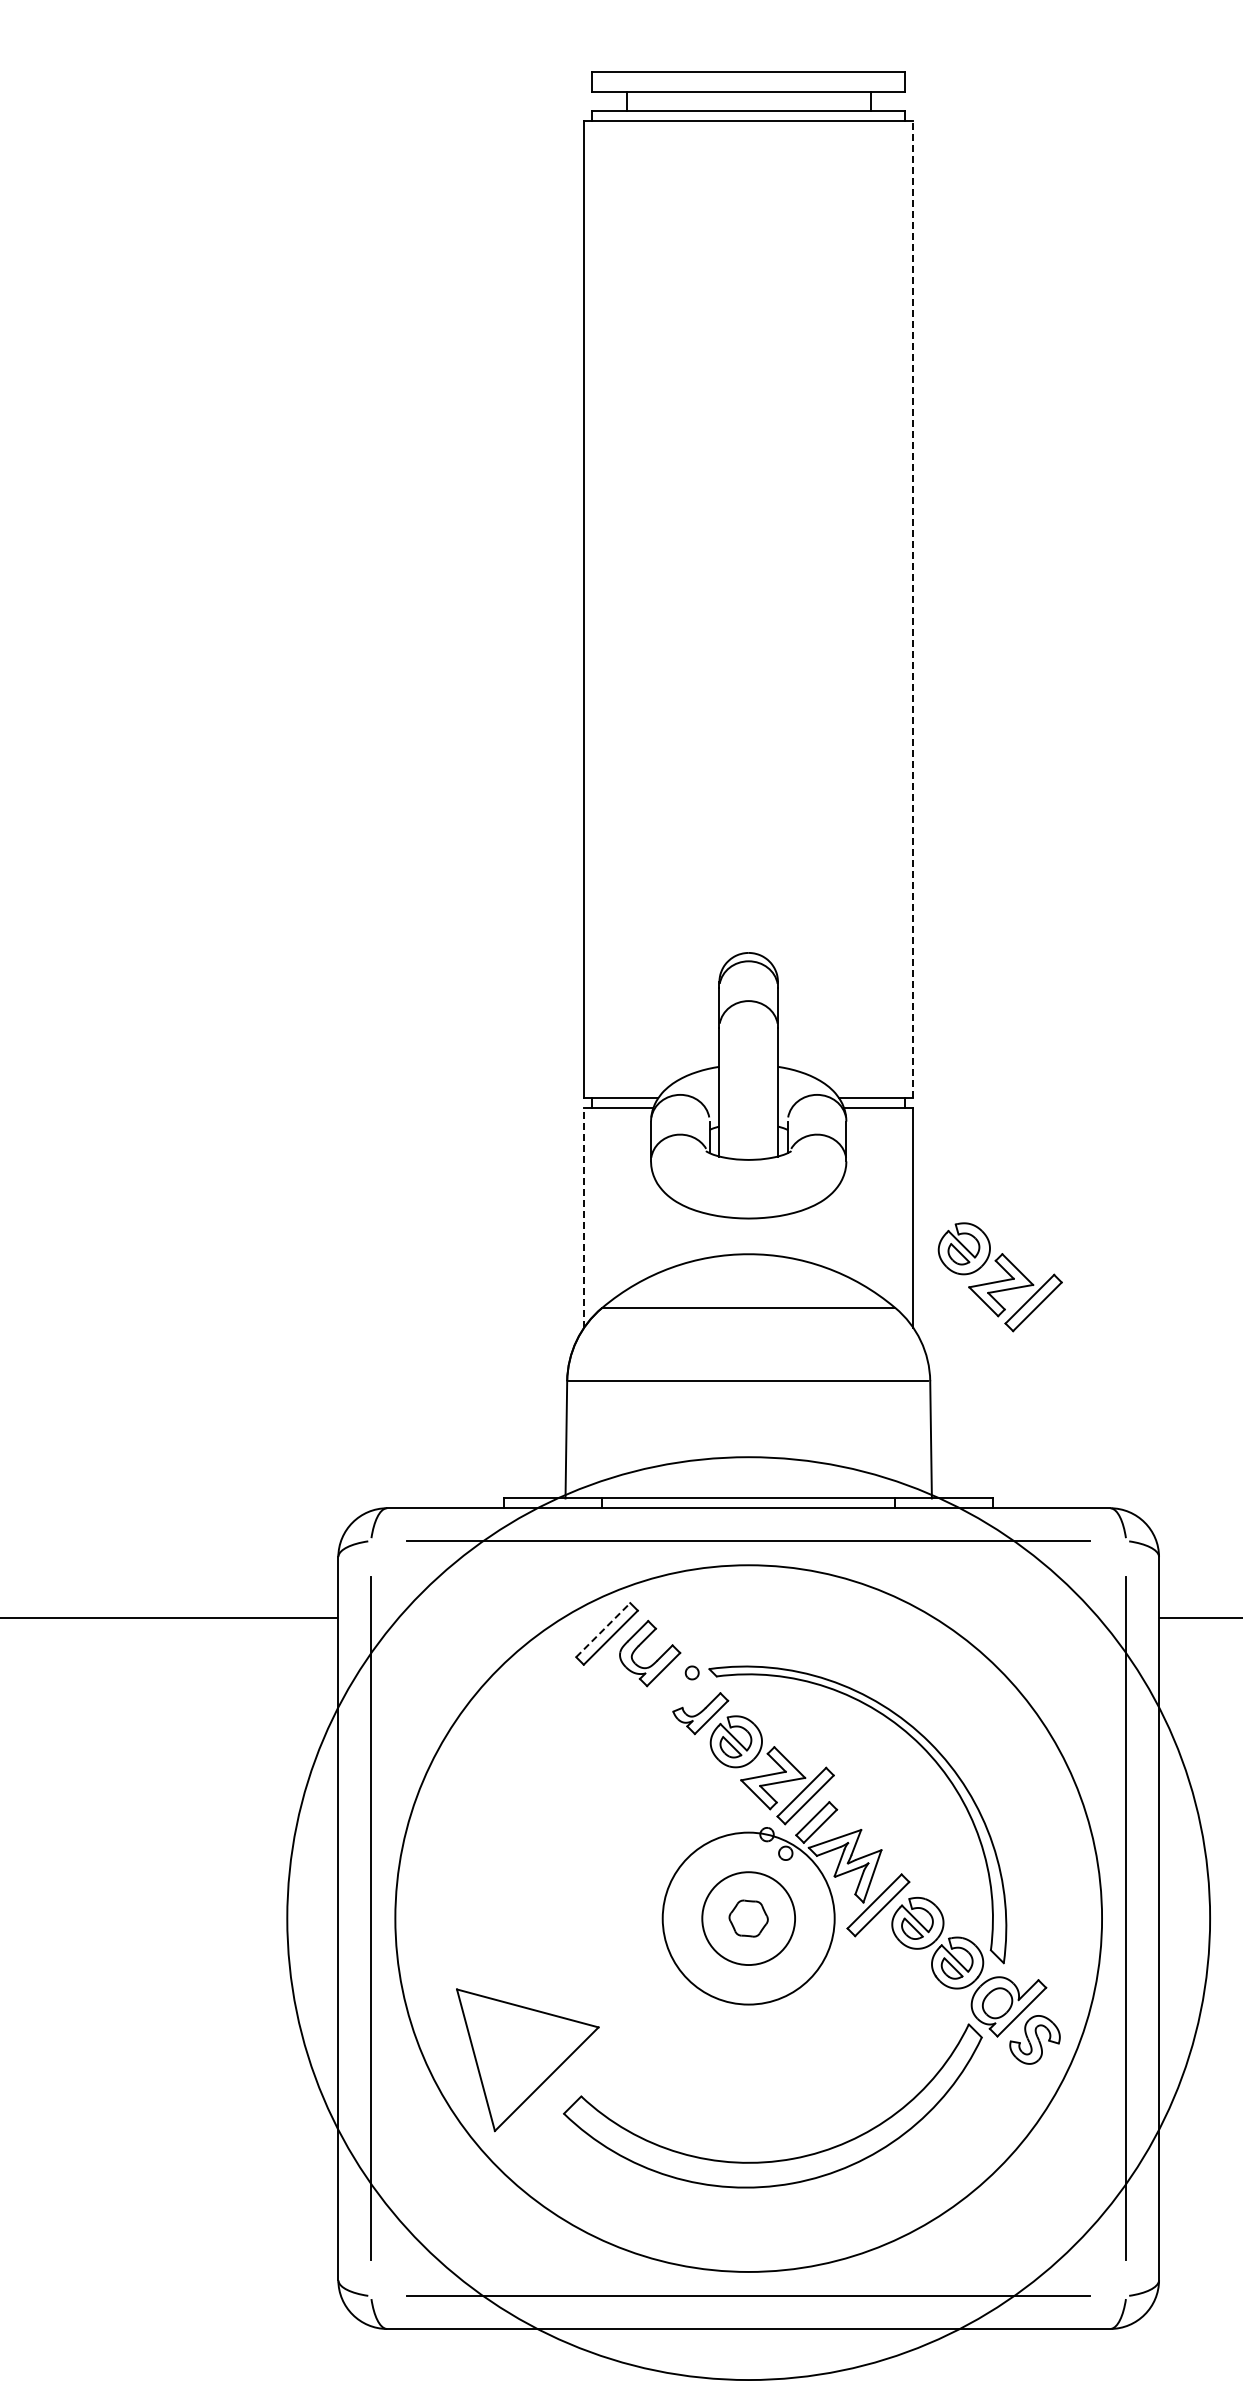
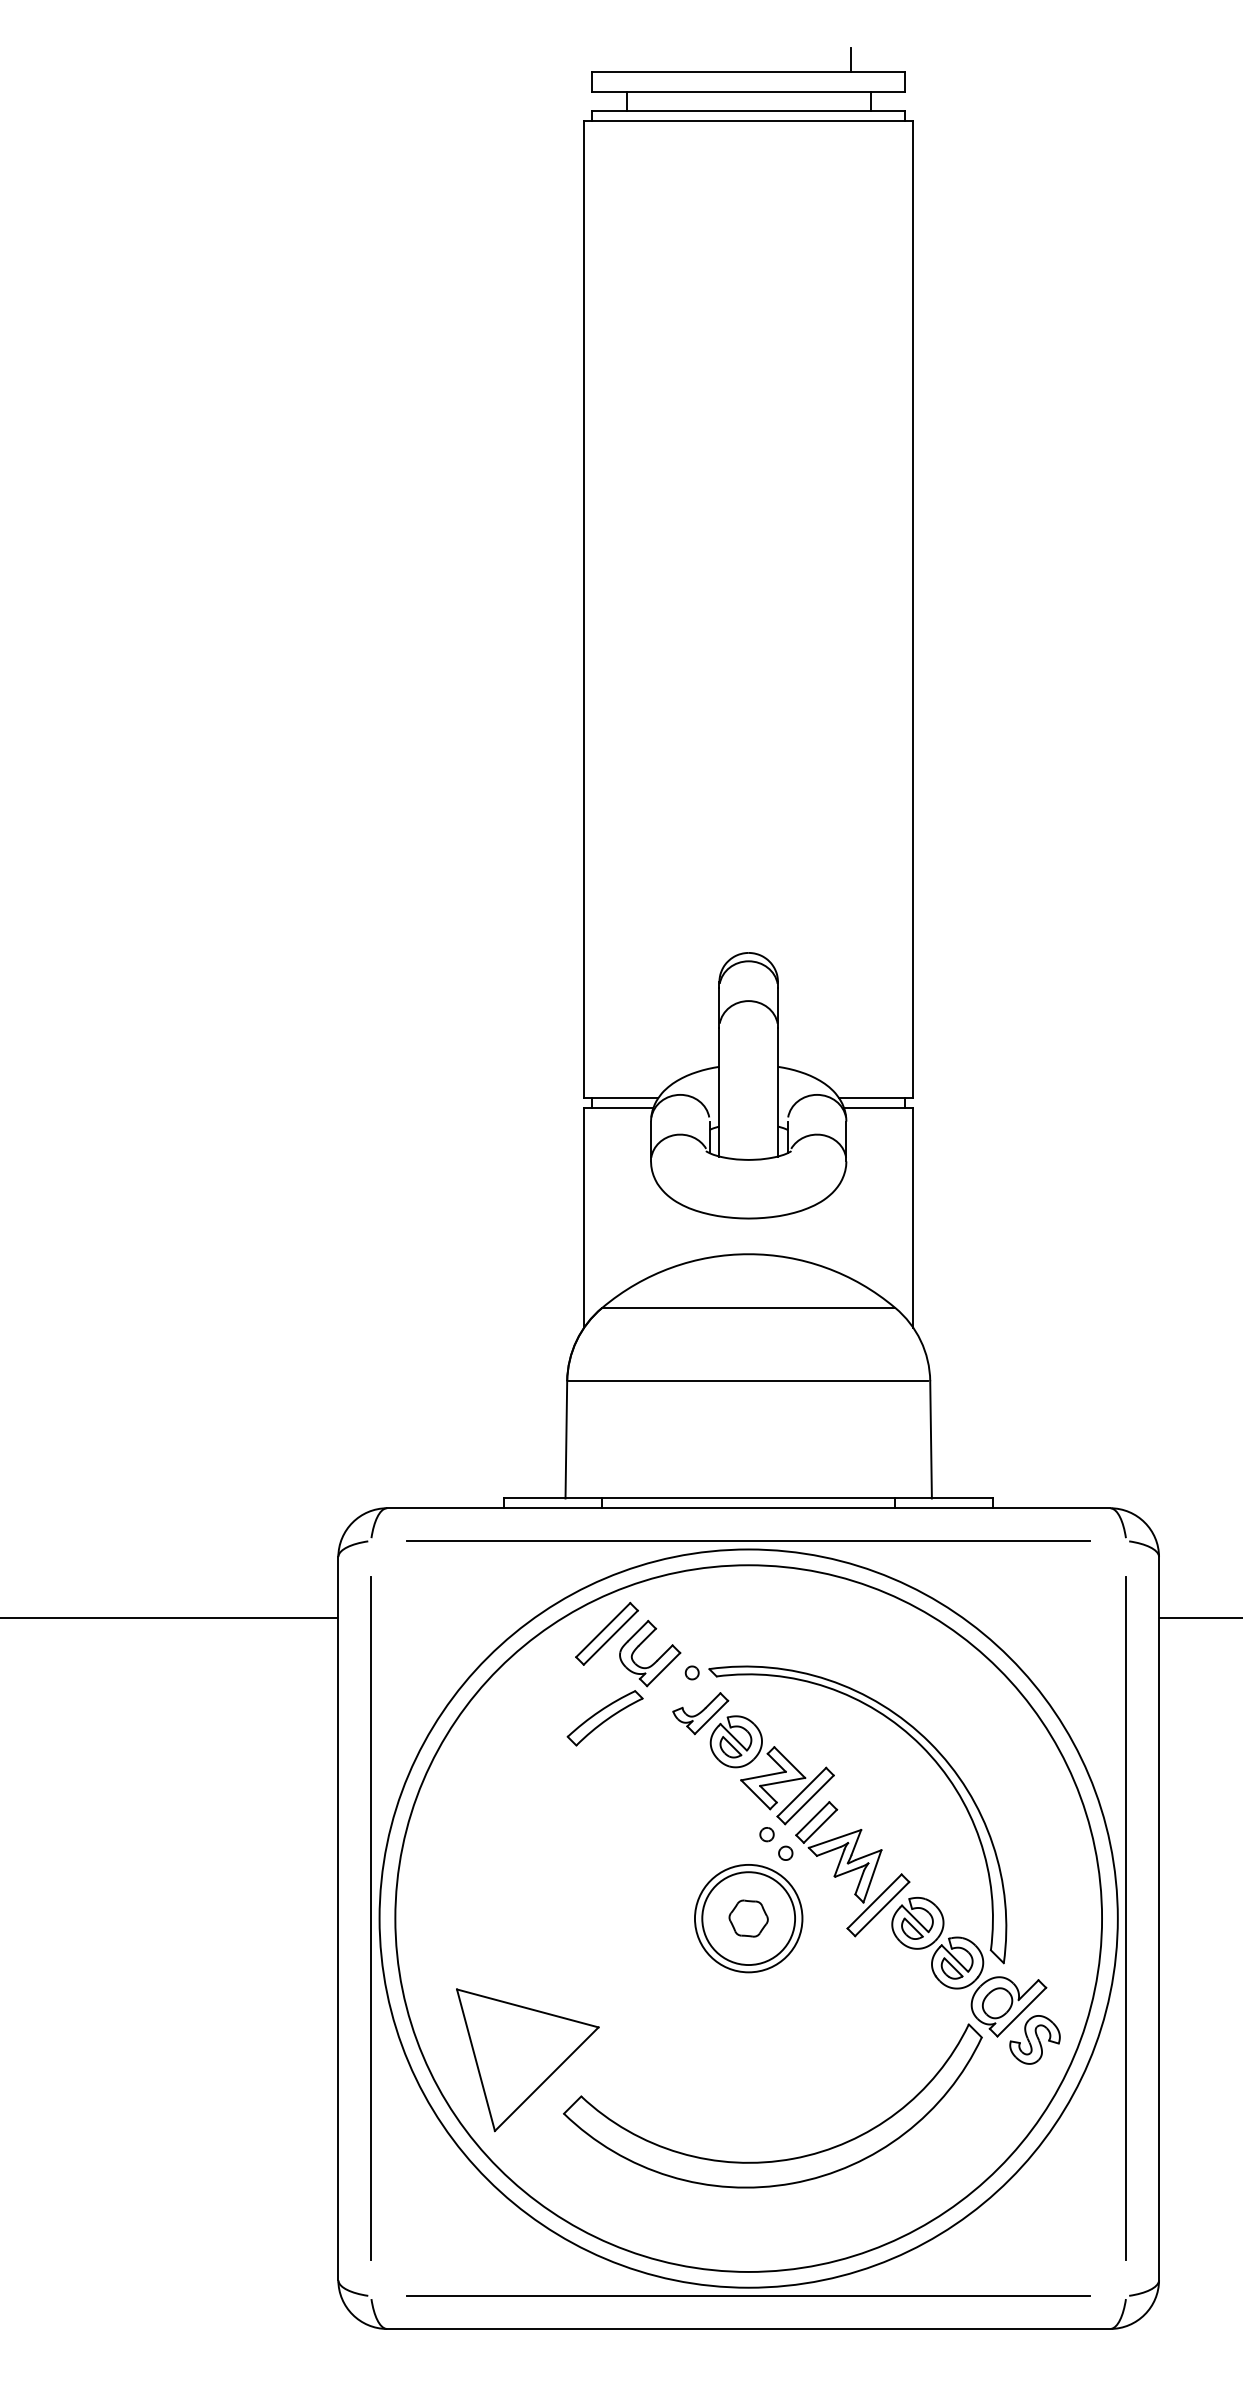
line: none -> present (851, 59)
line: dashed -> solid (913, 609)
line: dashed -> solid (584, 1217)
part: present -> none (999, 1277)
line: dashed -> solid (603, 1629)
part: none -> present (604, 1718)
circle diameter: 172 px -> 107 px (748, 1918)
circle diameter: 923 px -> 738 px (748, 1918)
